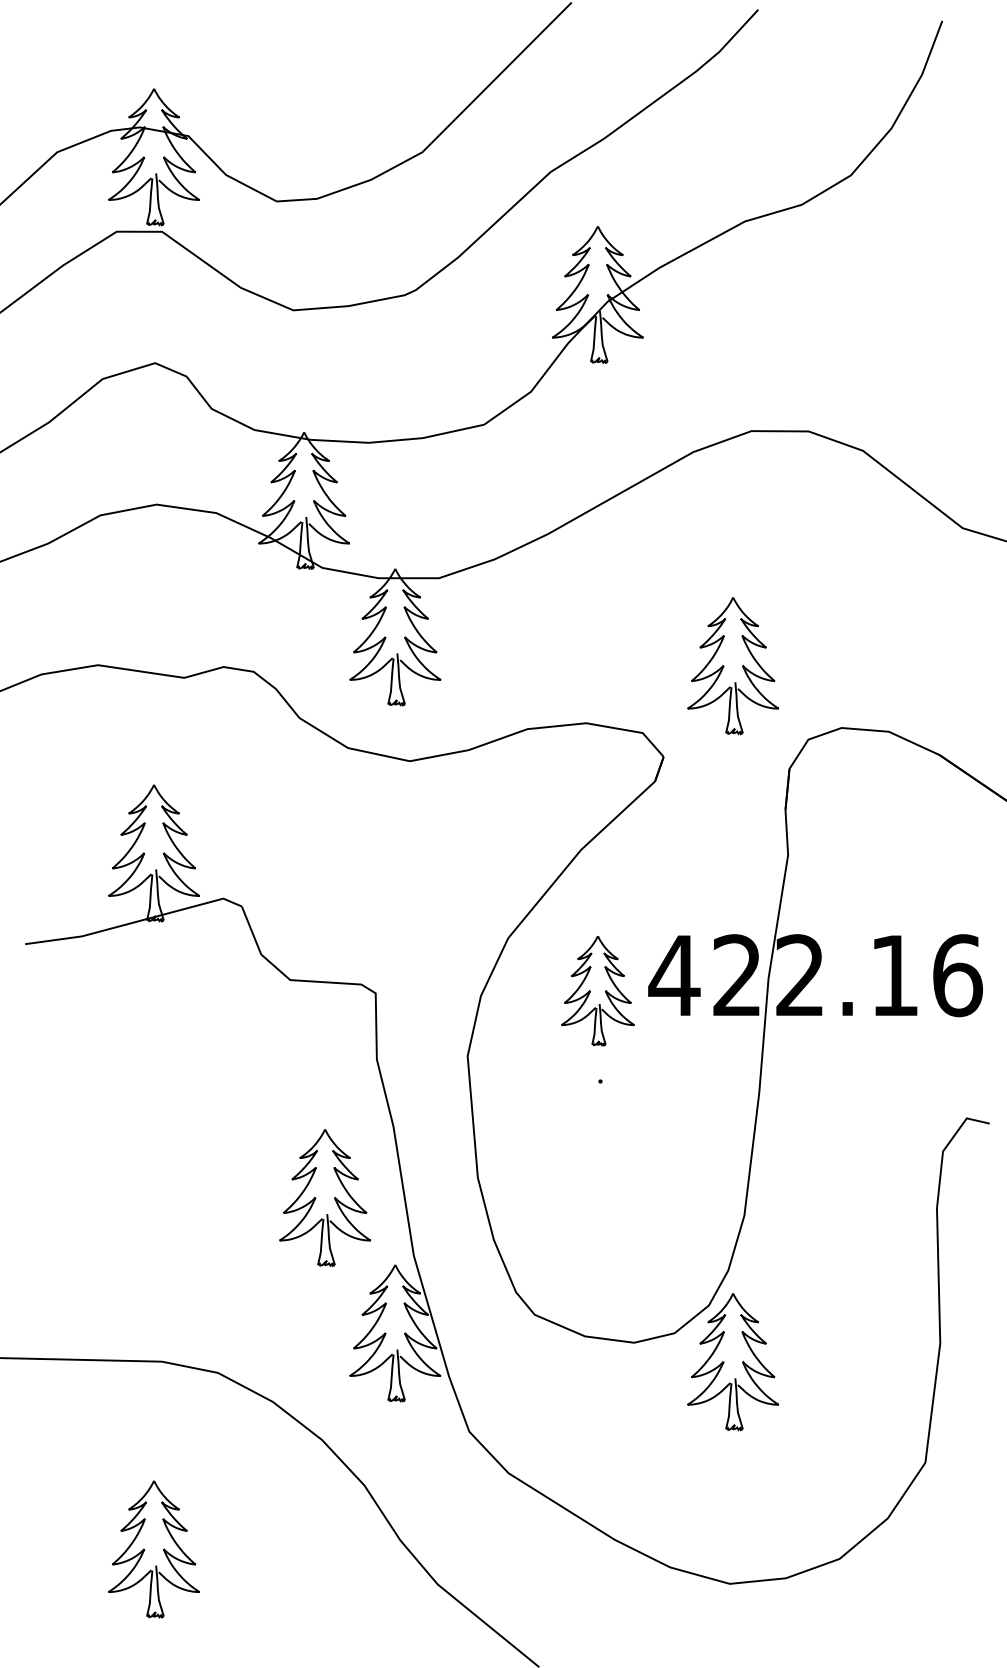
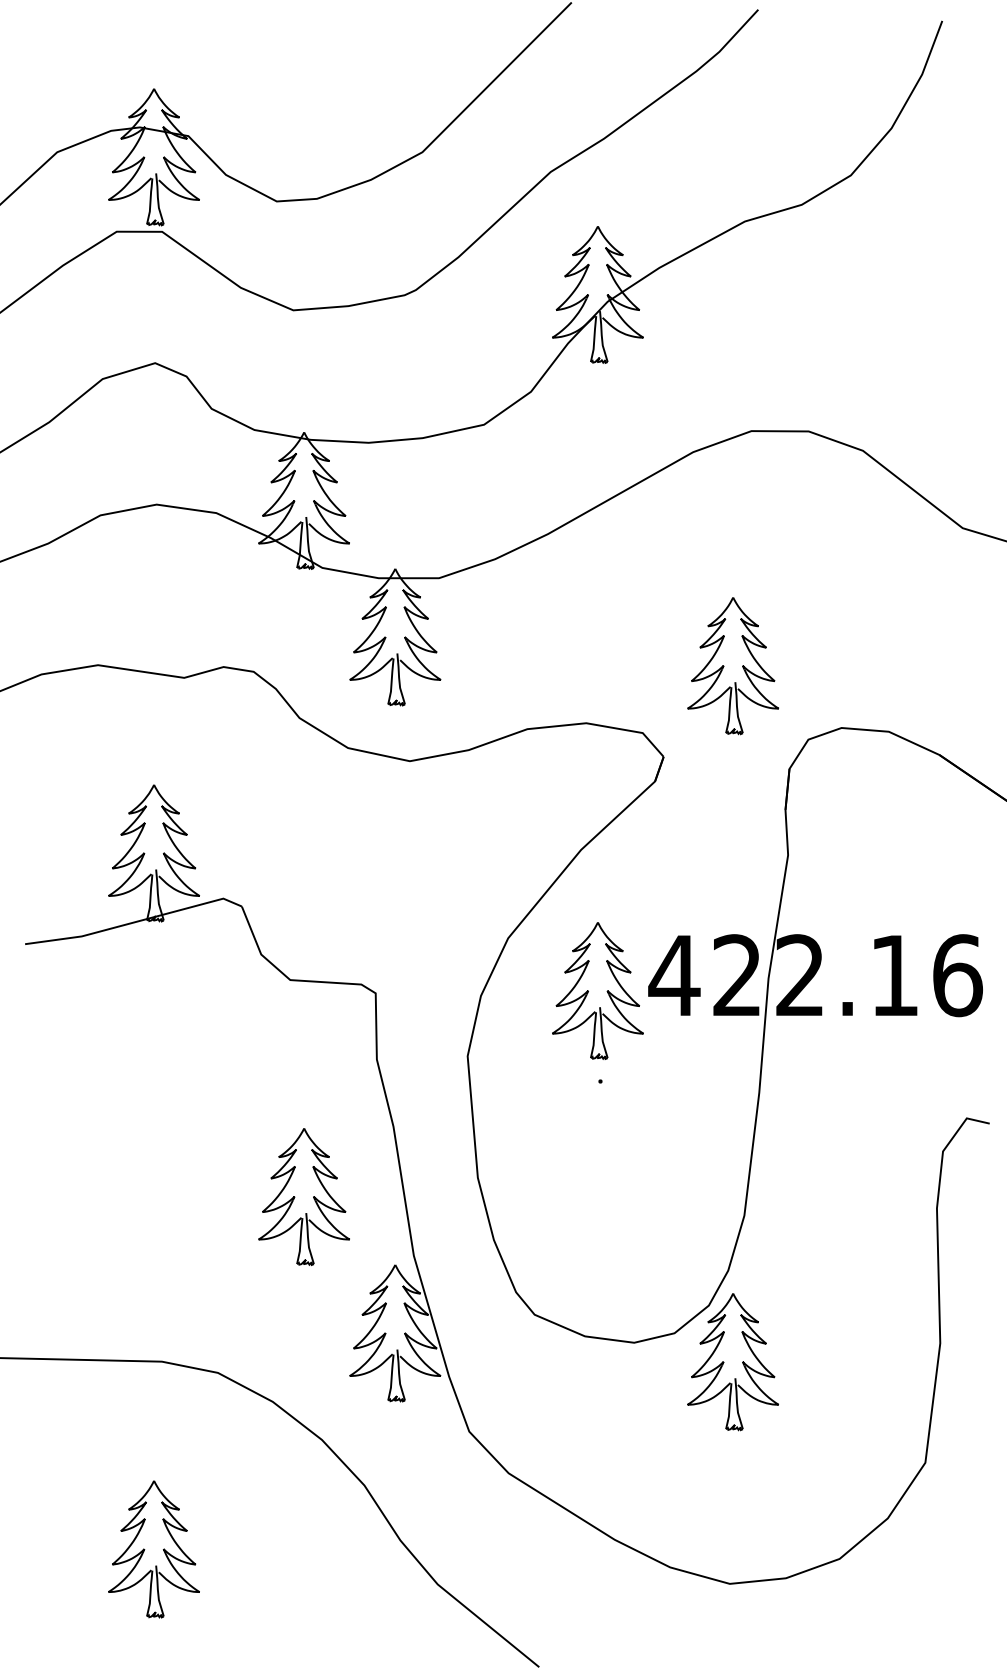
part size: 74x111 px -> 92x138 px (597, 990)
part position: (324, 1197) -> (303, 1196) (303, 1196)
